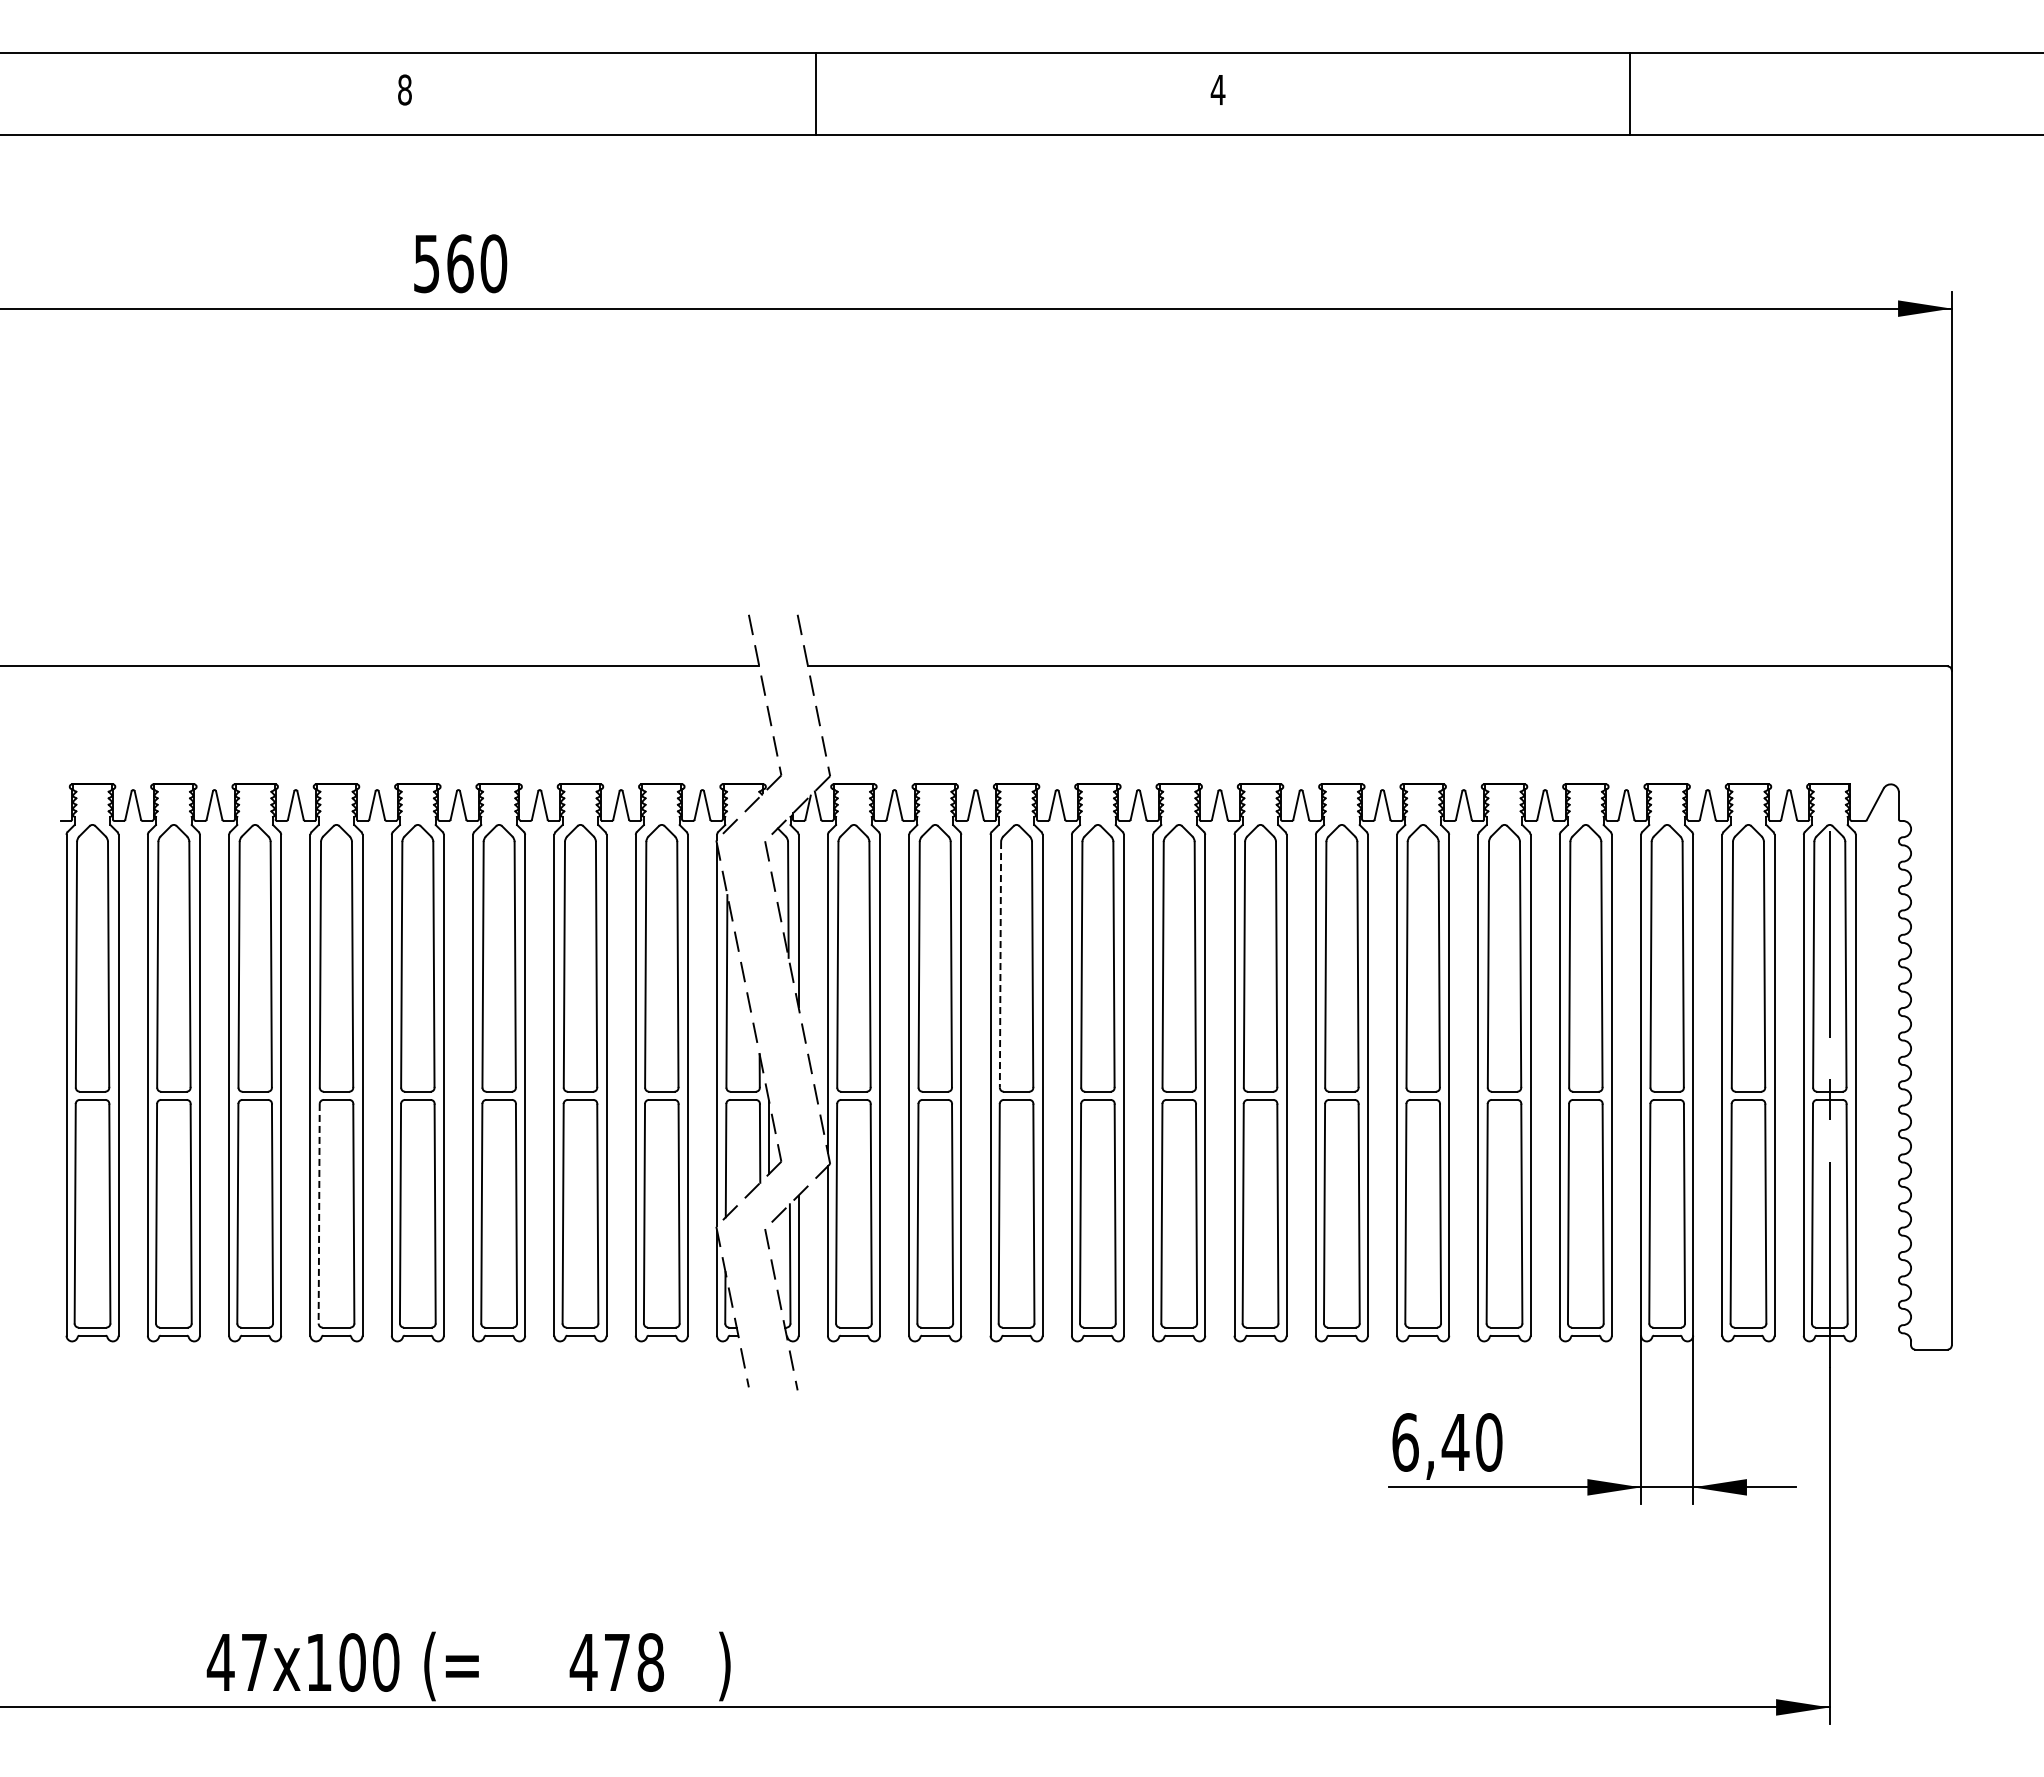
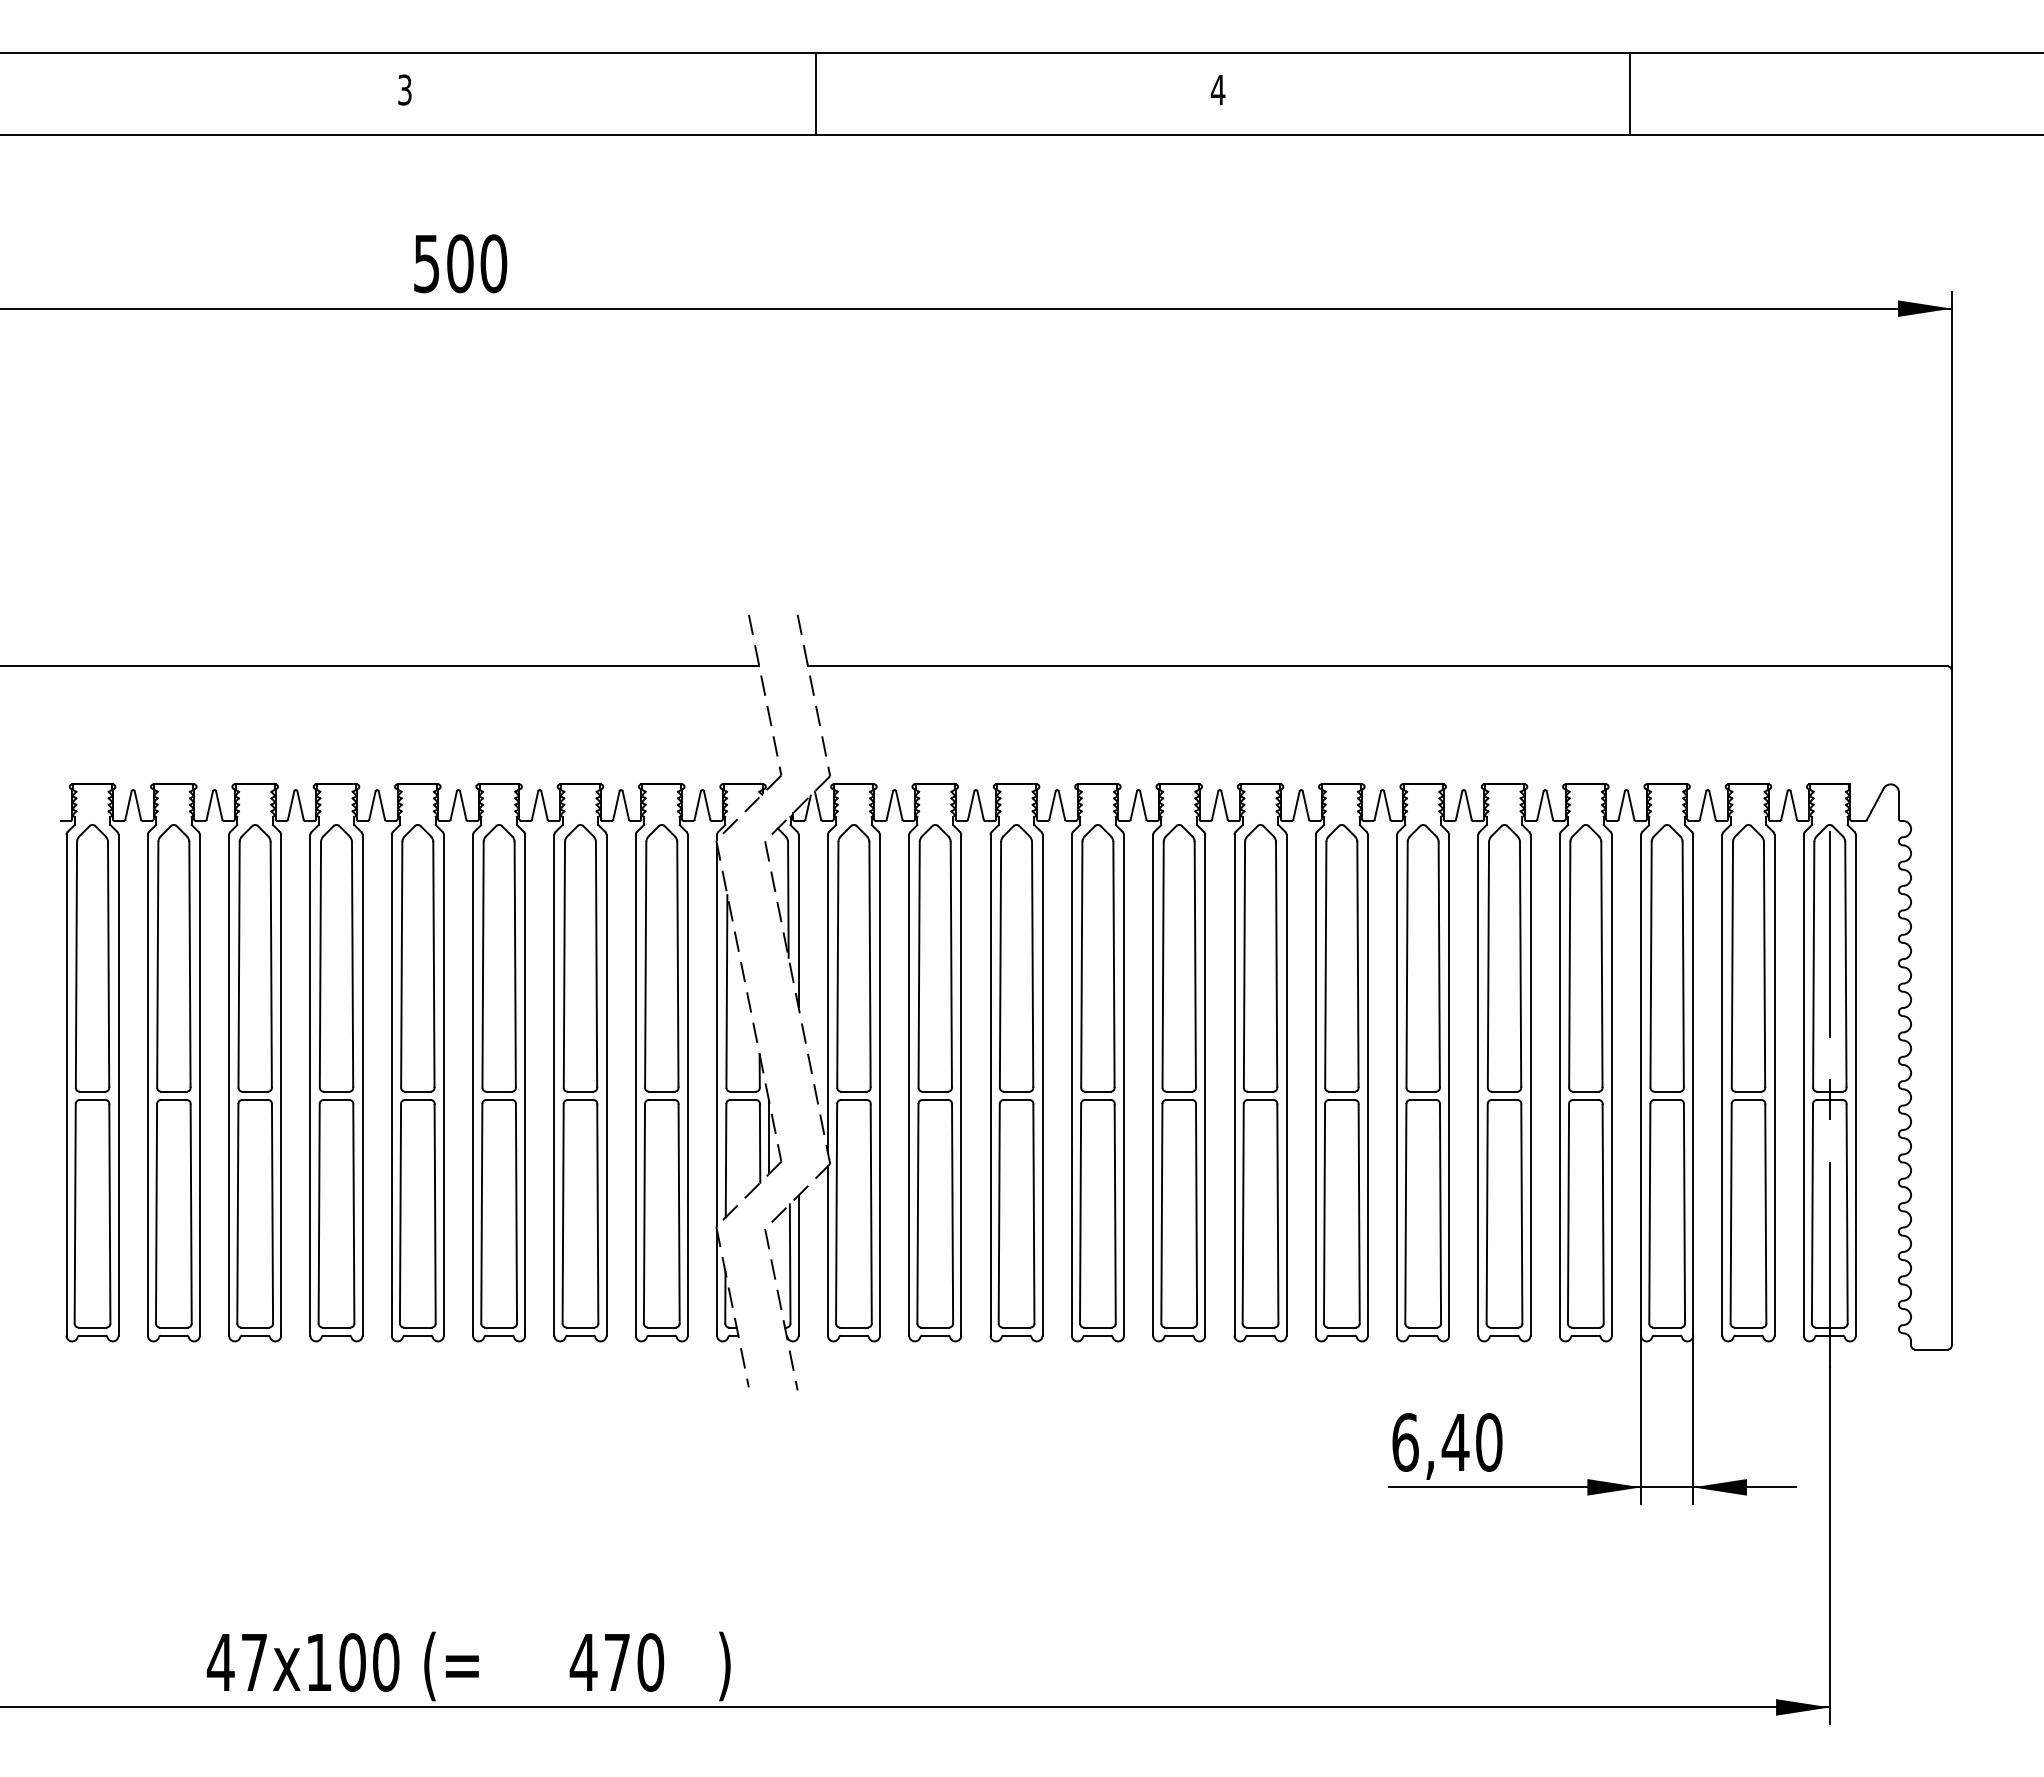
text: 8 -> 3 (404, 89)
text: 560 -> 500 (460, 263)
line: dashed -> solid (1000, 964)
line: dashed -> solid (319, 1213)
text: 478 -> 470 (650, 1662)
